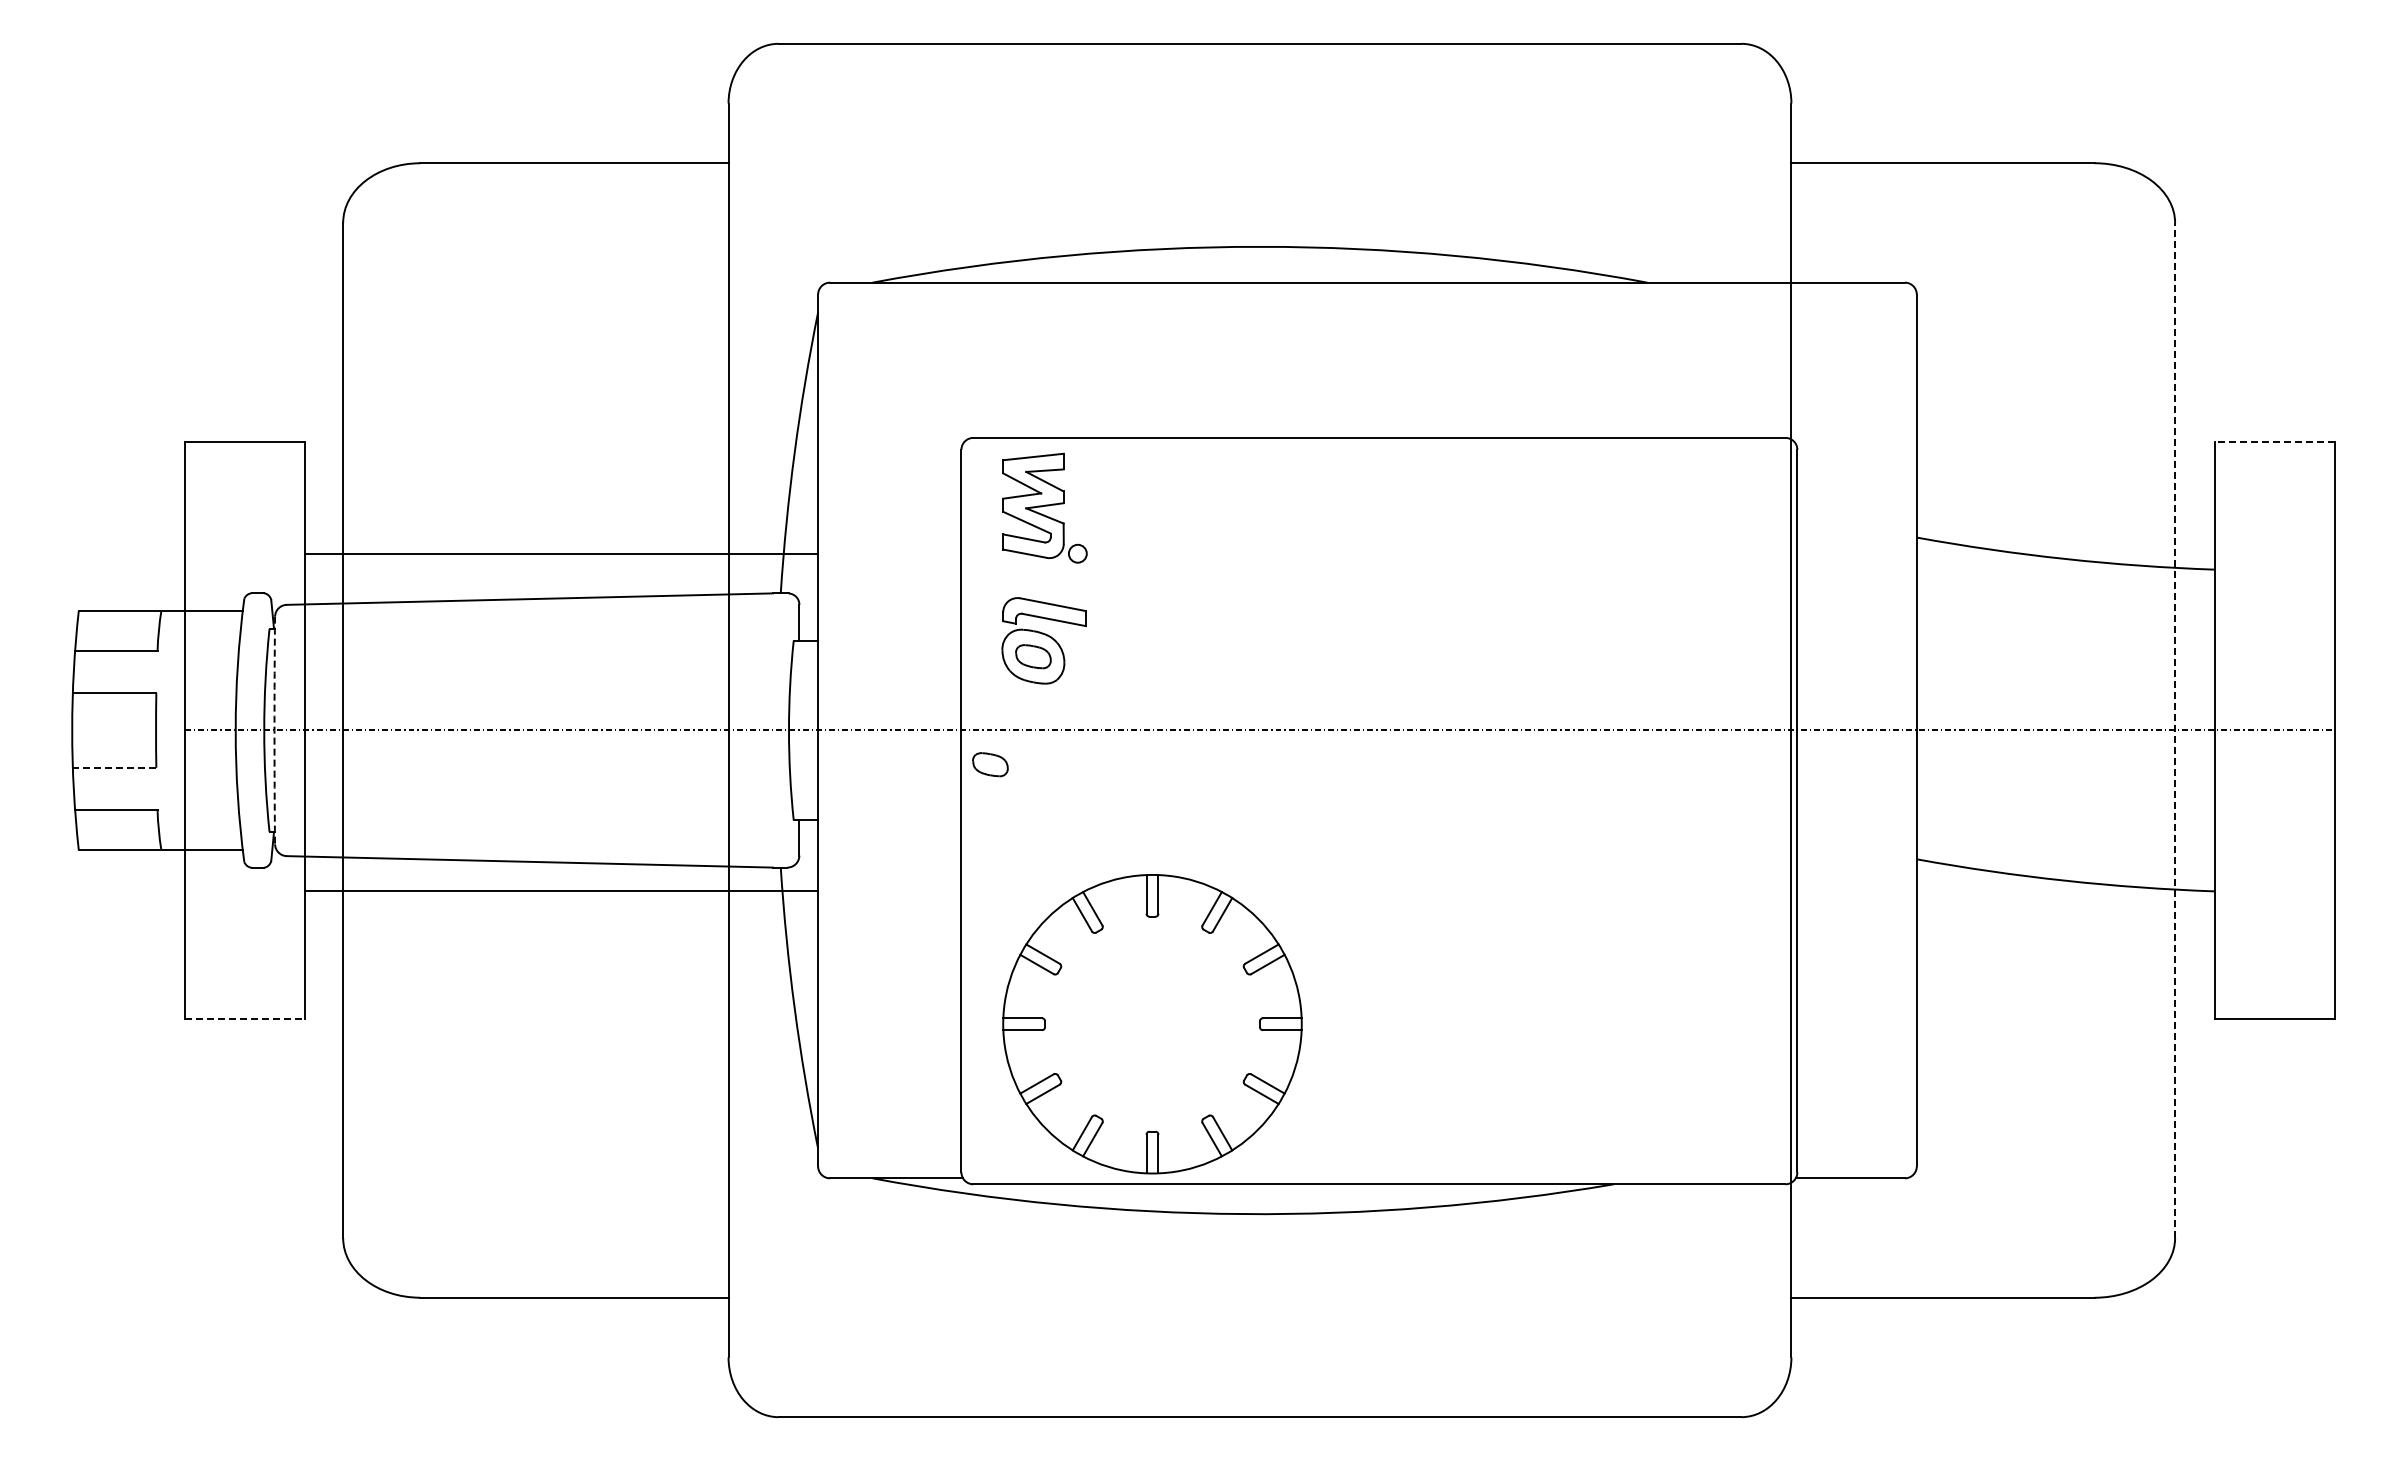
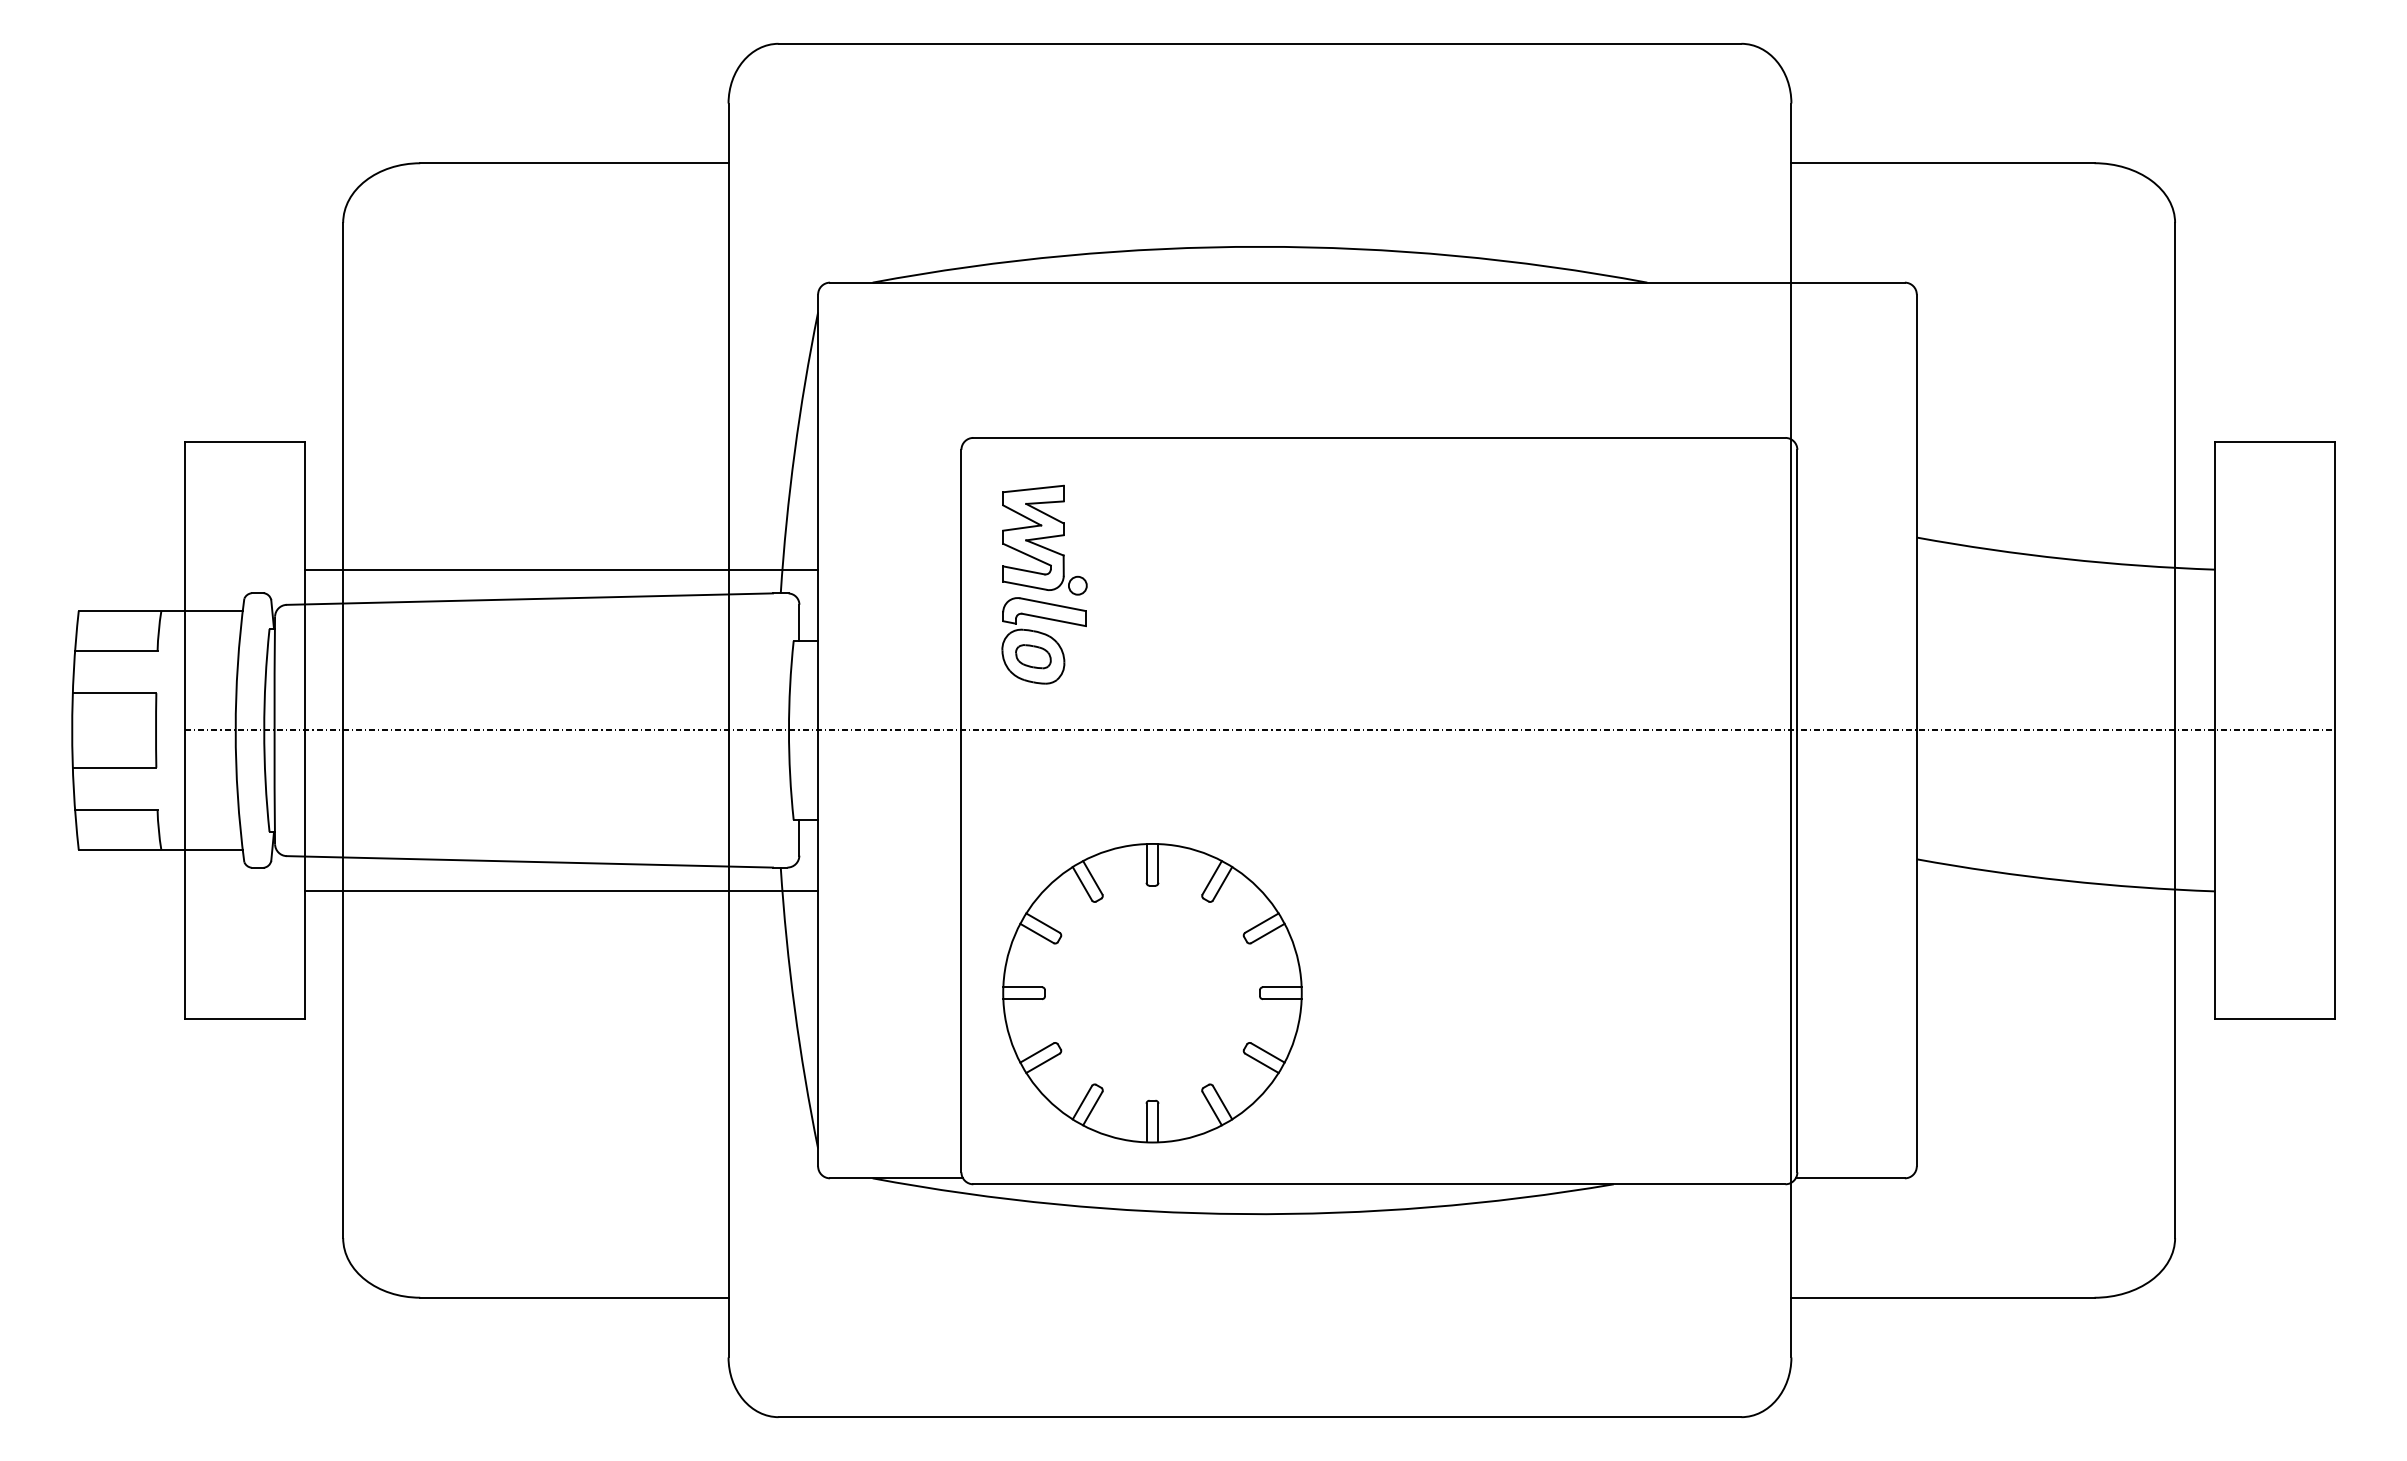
line: dashed -> solid (2275, 442)
part position: (1044, 507) -> (1044, 539) (1044, 539)
line position: (561, 553) -> (561, 569) (561, 569)
arc: dashed -> solid (274, 730)
line: dashed -> solid (2175, 730)
part: present -> none (990, 764)
line: dashed -> solid (114, 767)
line: dashed -> solid (244, 1018)
part position: (1152, 1024) -> (1152, 993) (1152, 993)
